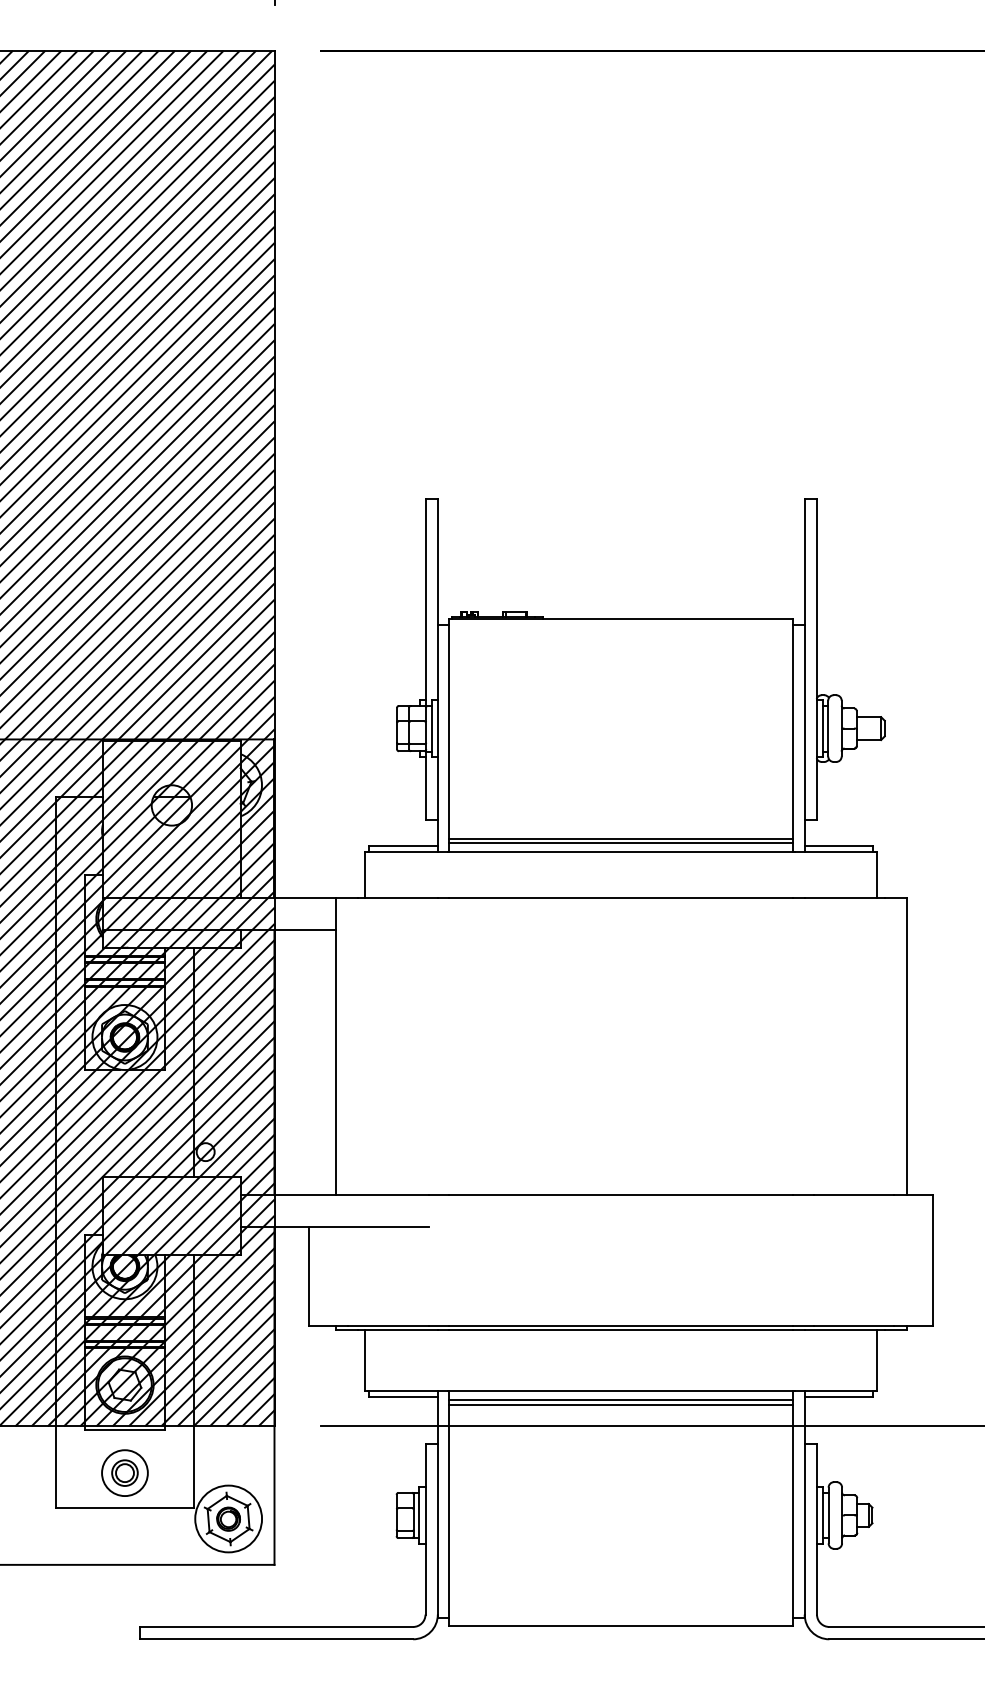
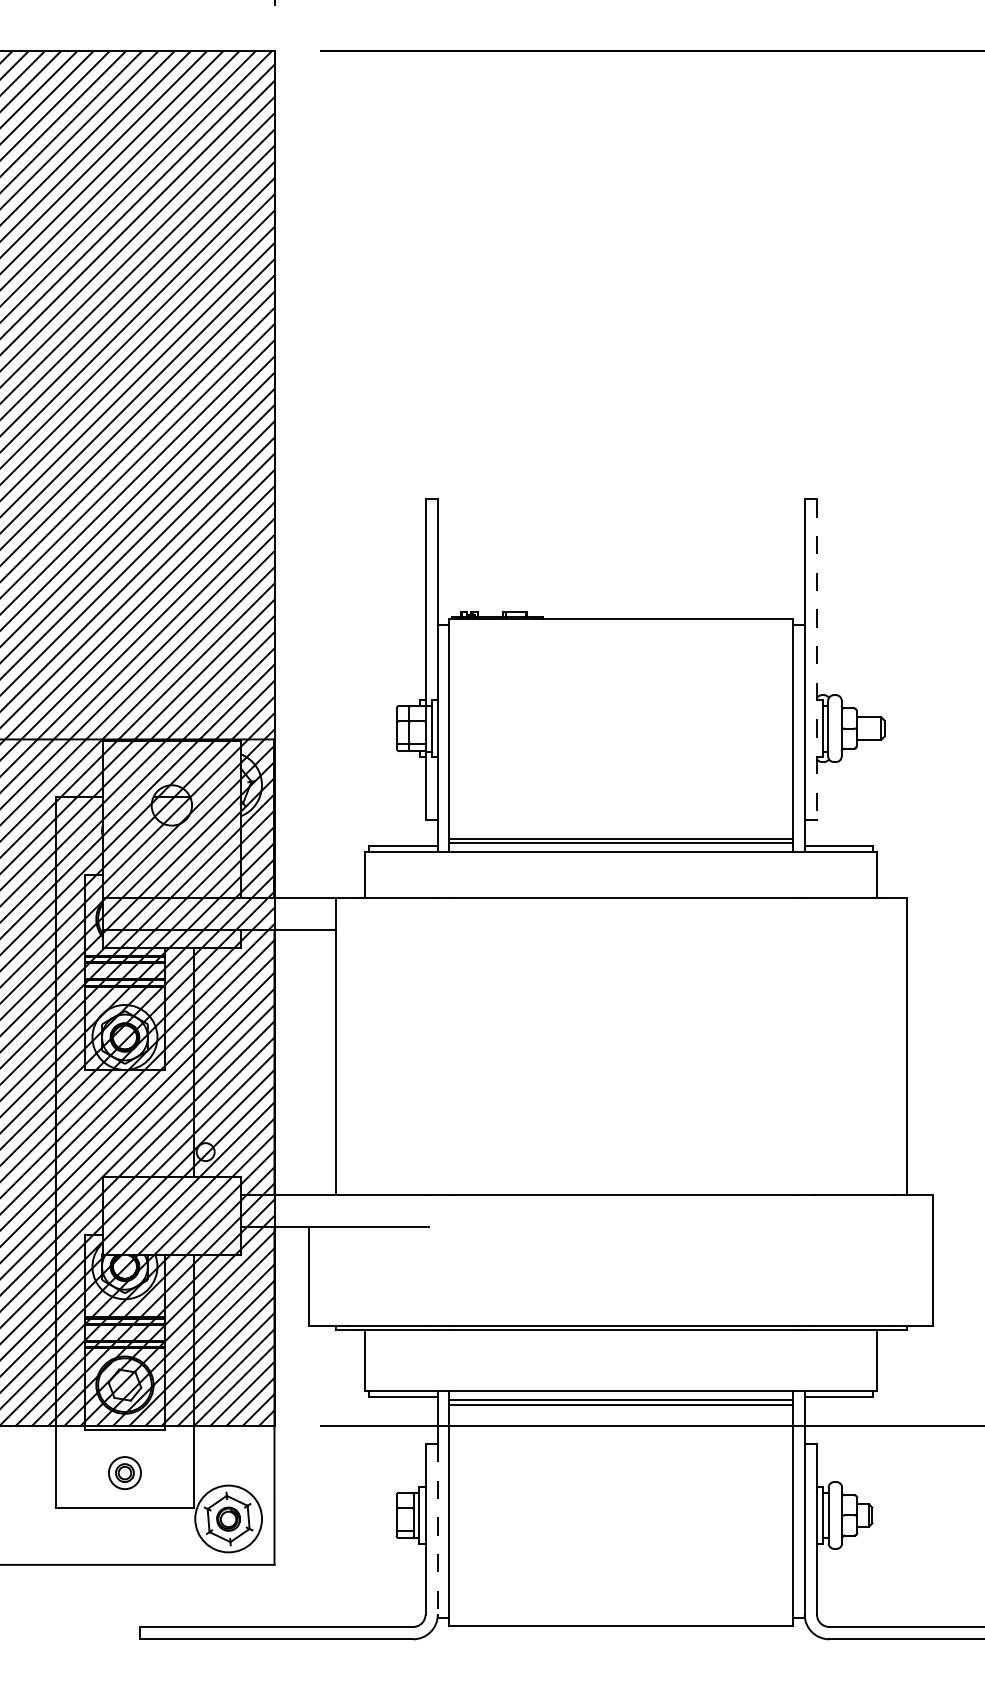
line: solid -> dashed (816, 660)
part size: 48x48 px -> 34x34 px (124, 1472)
line: solid -> dashed (437, 1529)
